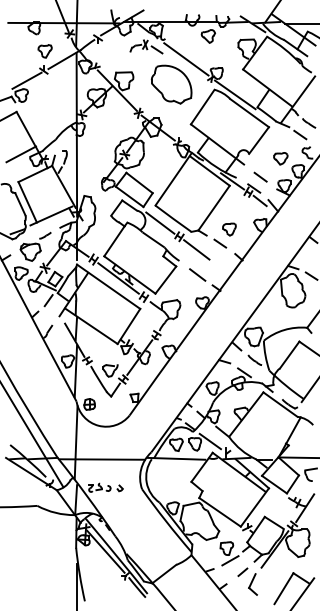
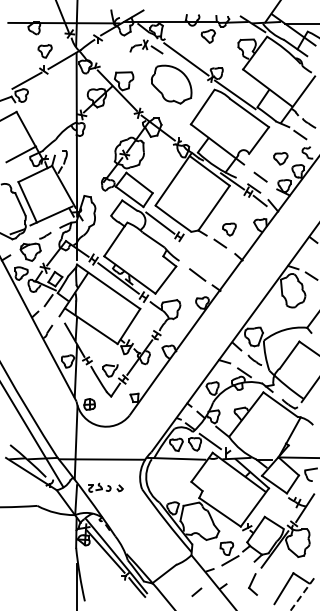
line: present -> none (196, 249)
line position: (242, 572) -> (196, 592) (196, 592)
line: solid -> dashed (302, 594)
